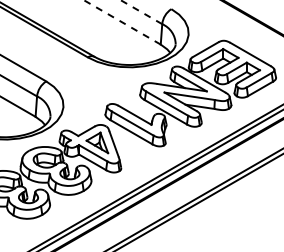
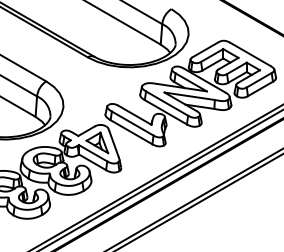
line: dashed -> solid (141, 12)
line: dashed -> solid (121, 22)
